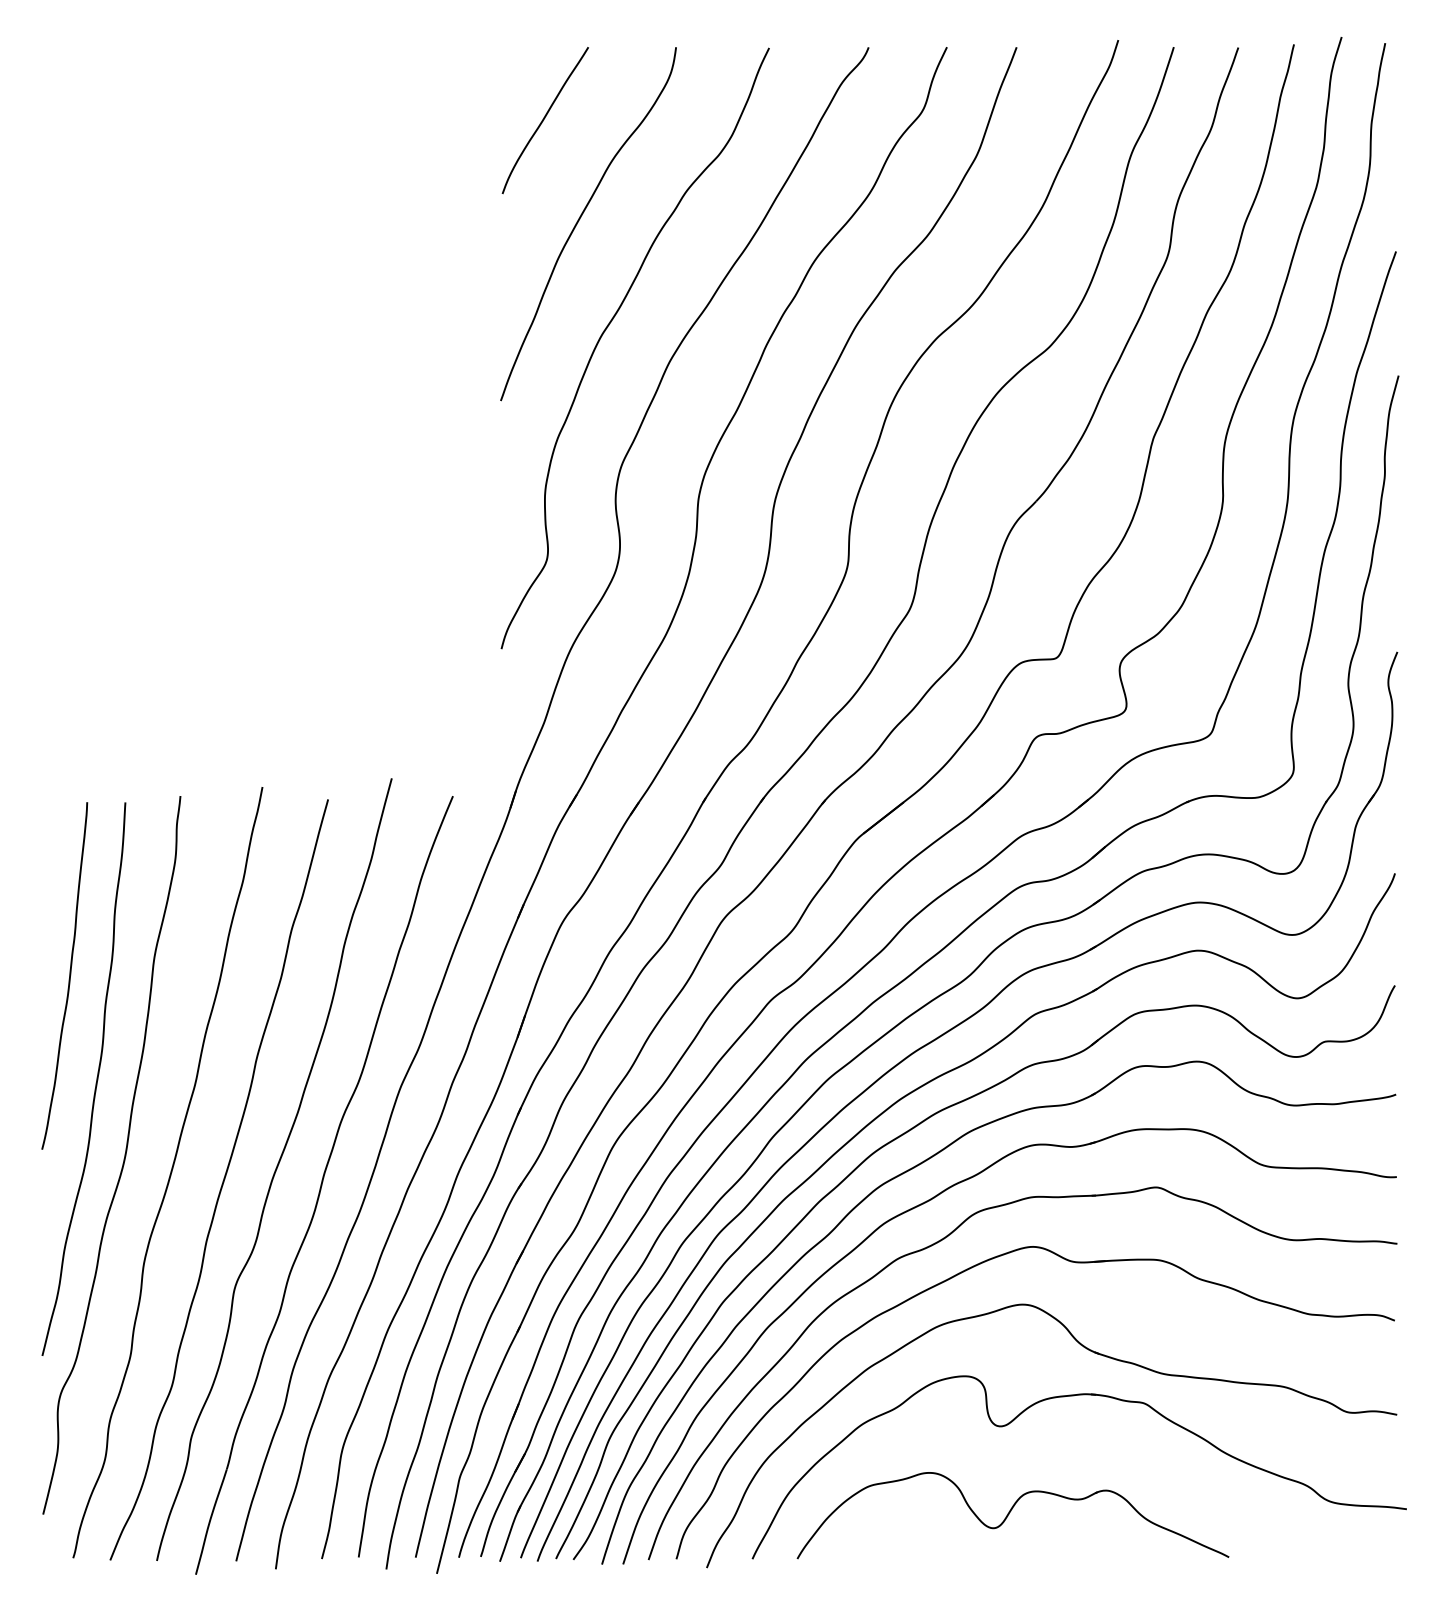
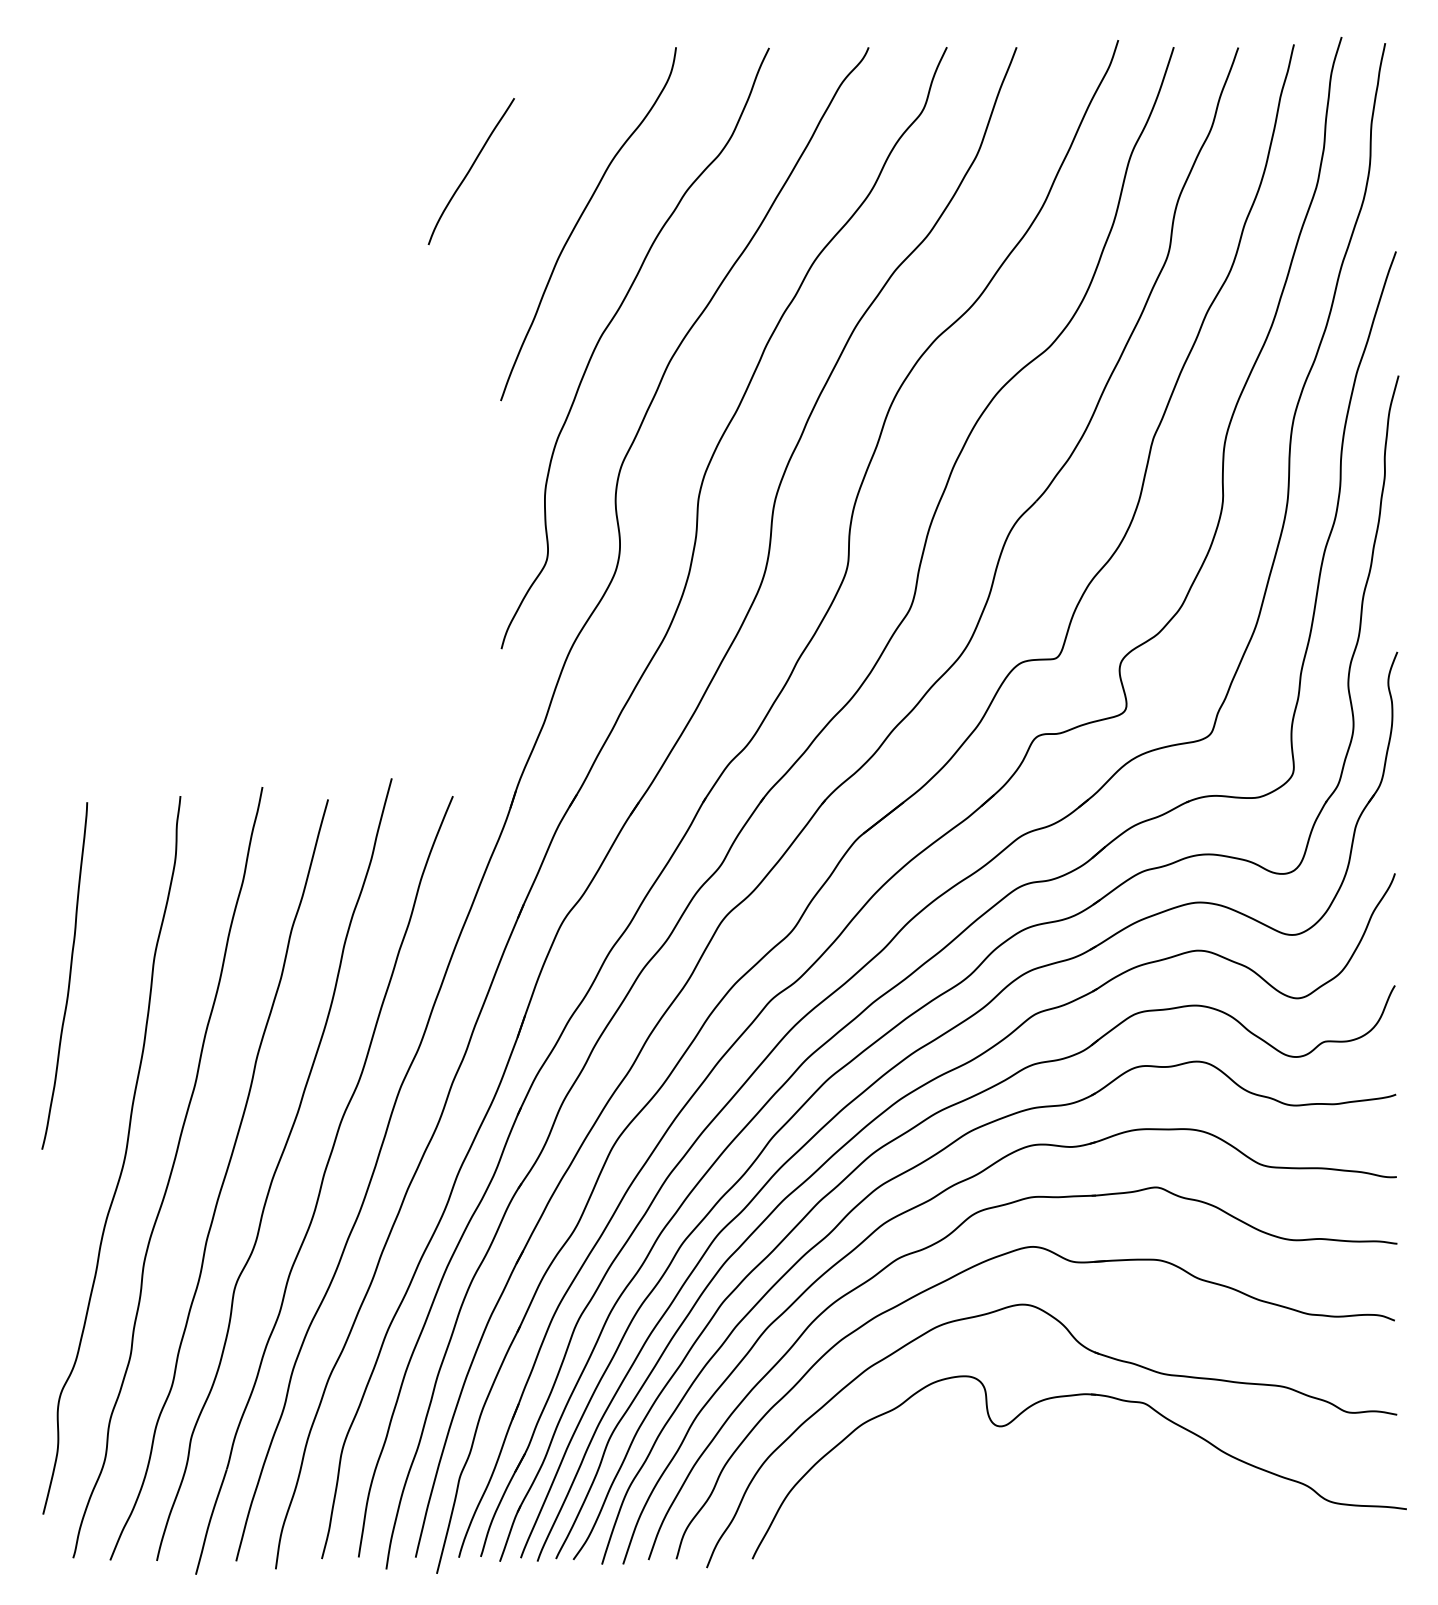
curve position: (544, 119) -> (470, 170) (470, 170)
curve: present -> none (96, 1078)
part: present -> none (1012, 1515)
